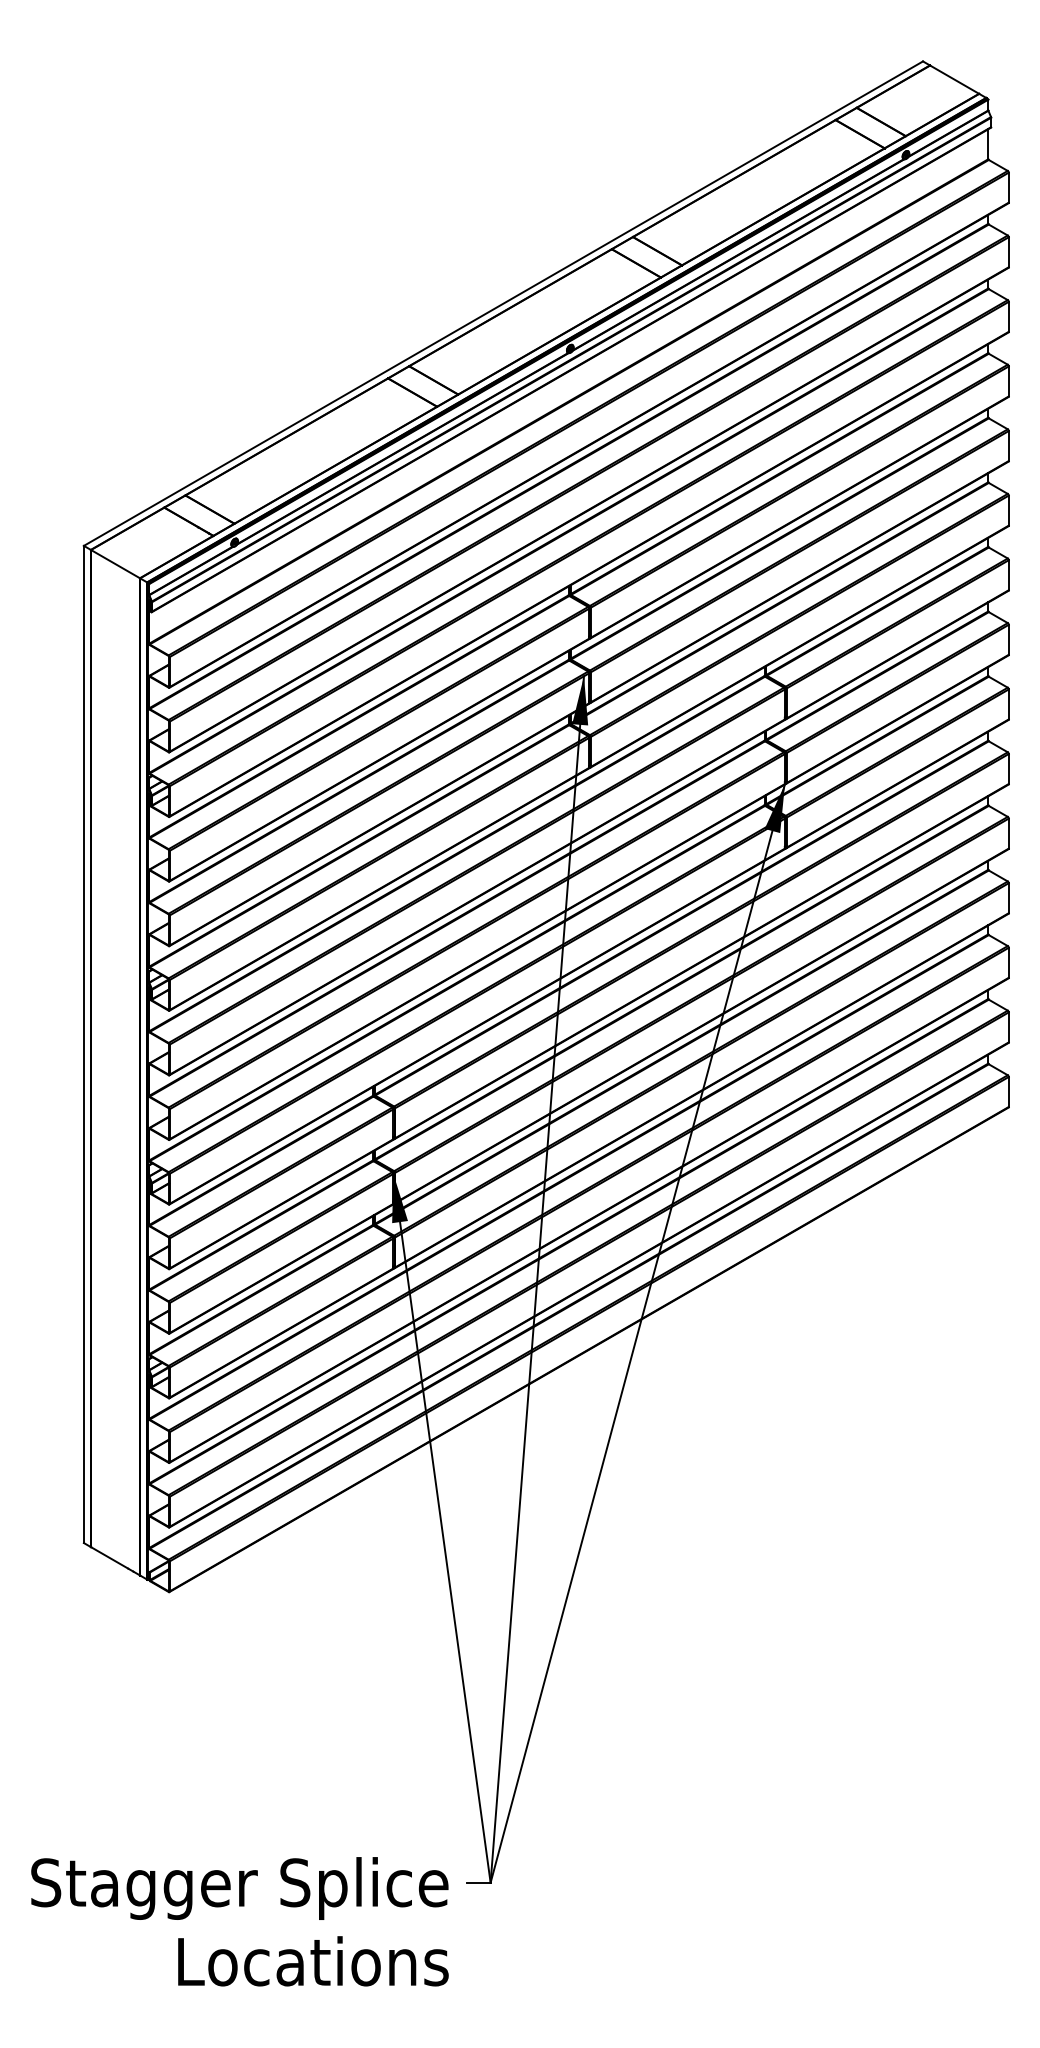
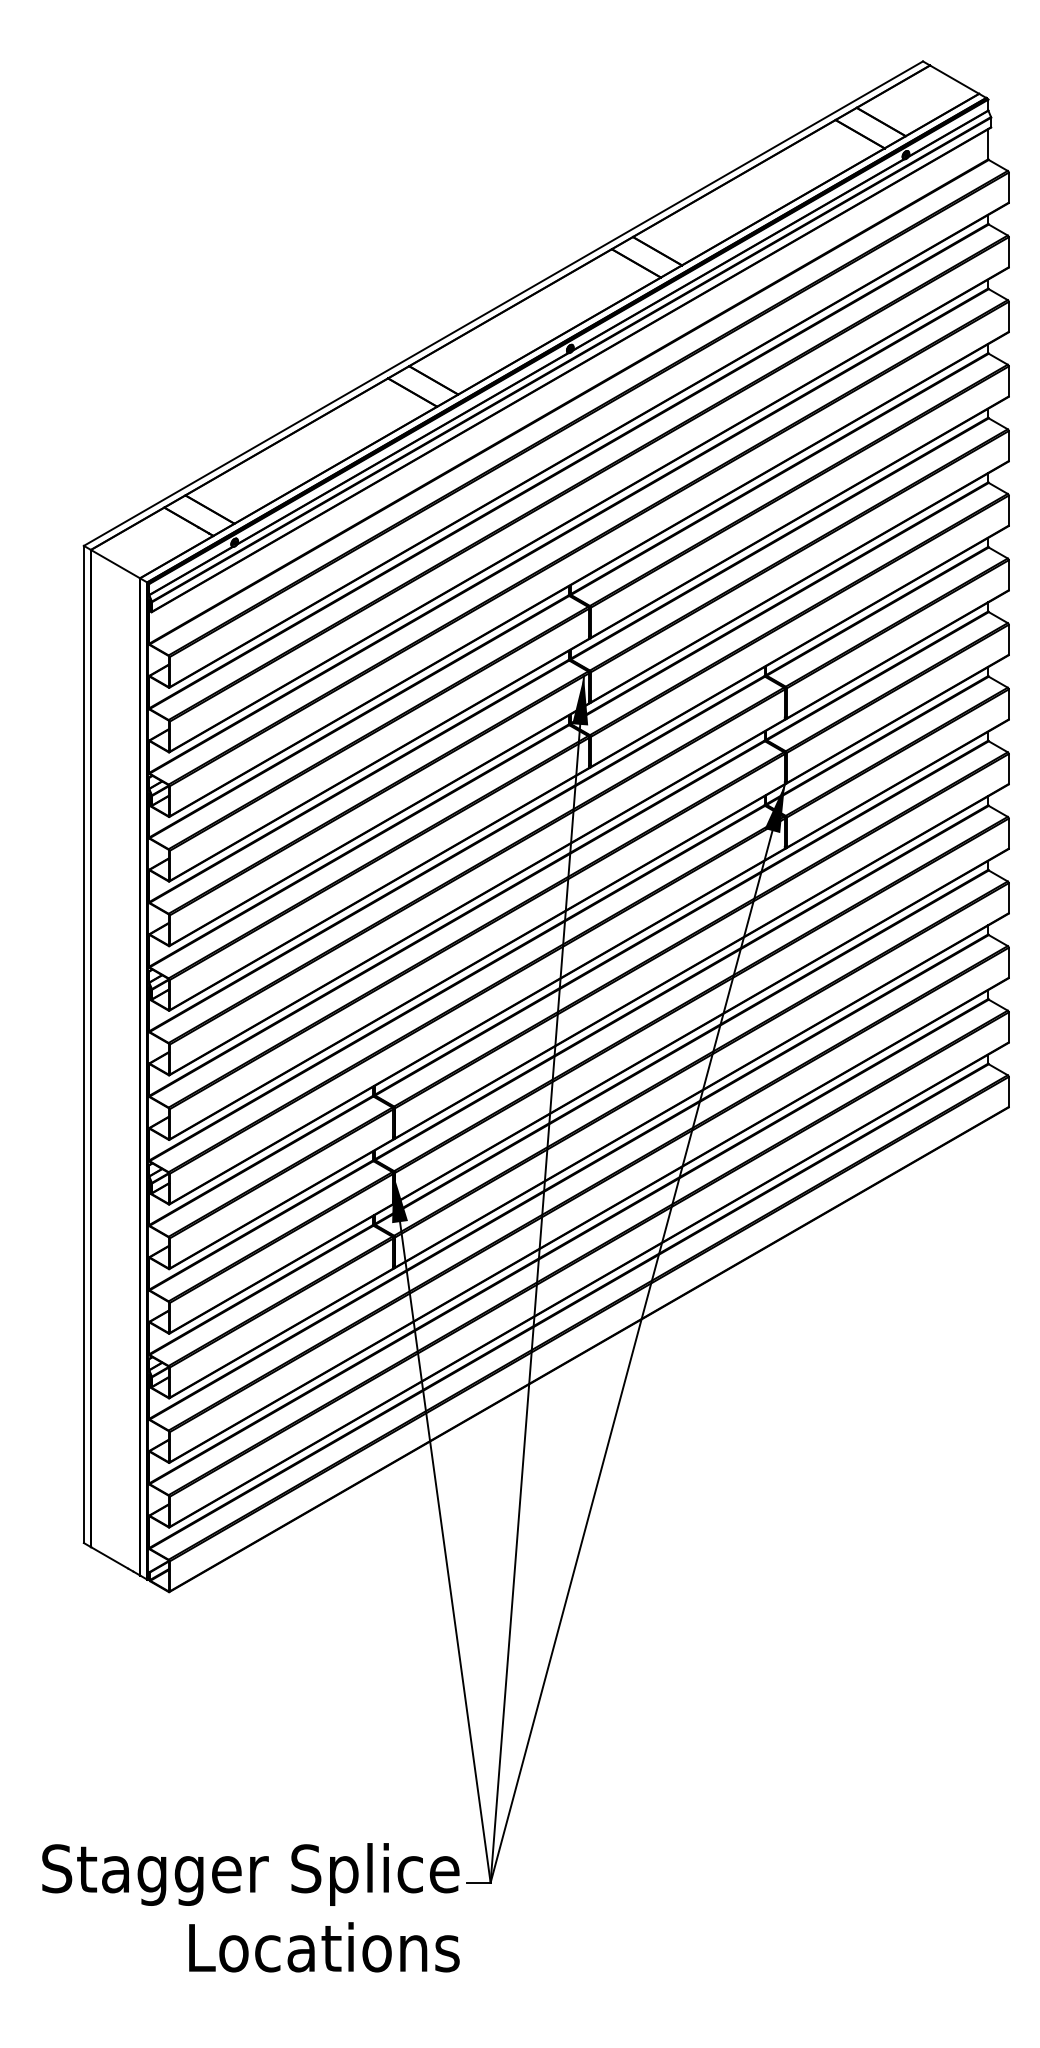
text position: (239, 1921) -> (250, 1907) (250, 1907)
